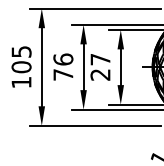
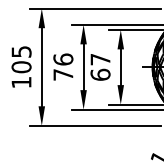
text: 27 -> 67 (100, 74)
